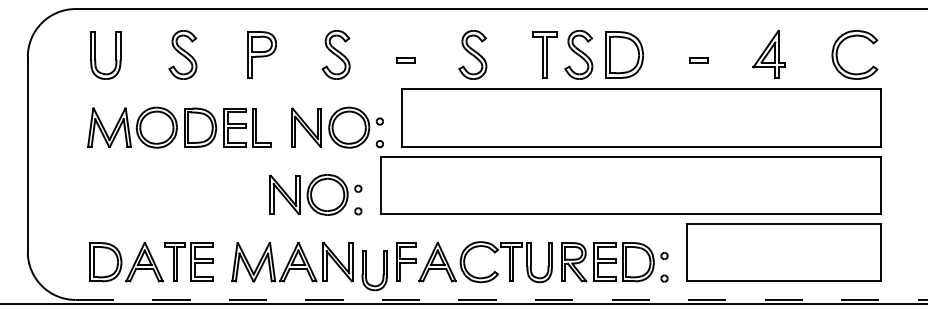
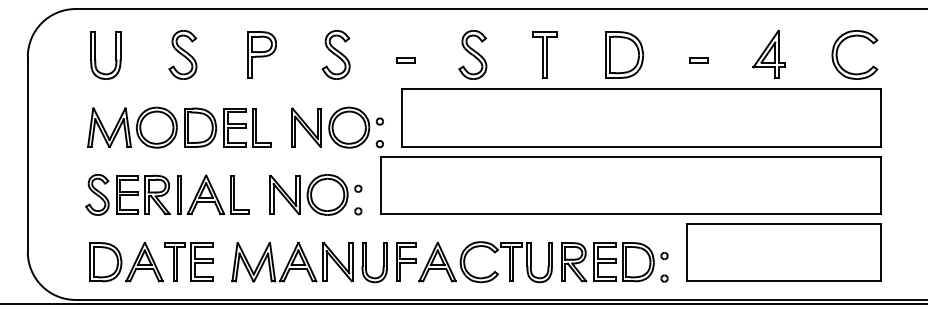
part: present -> none (578, 54)
part: none -> present (167, 194)
part position: (366, 270) -> (366, 262) (366, 262)
line: dashed -> solid (501, 299)
